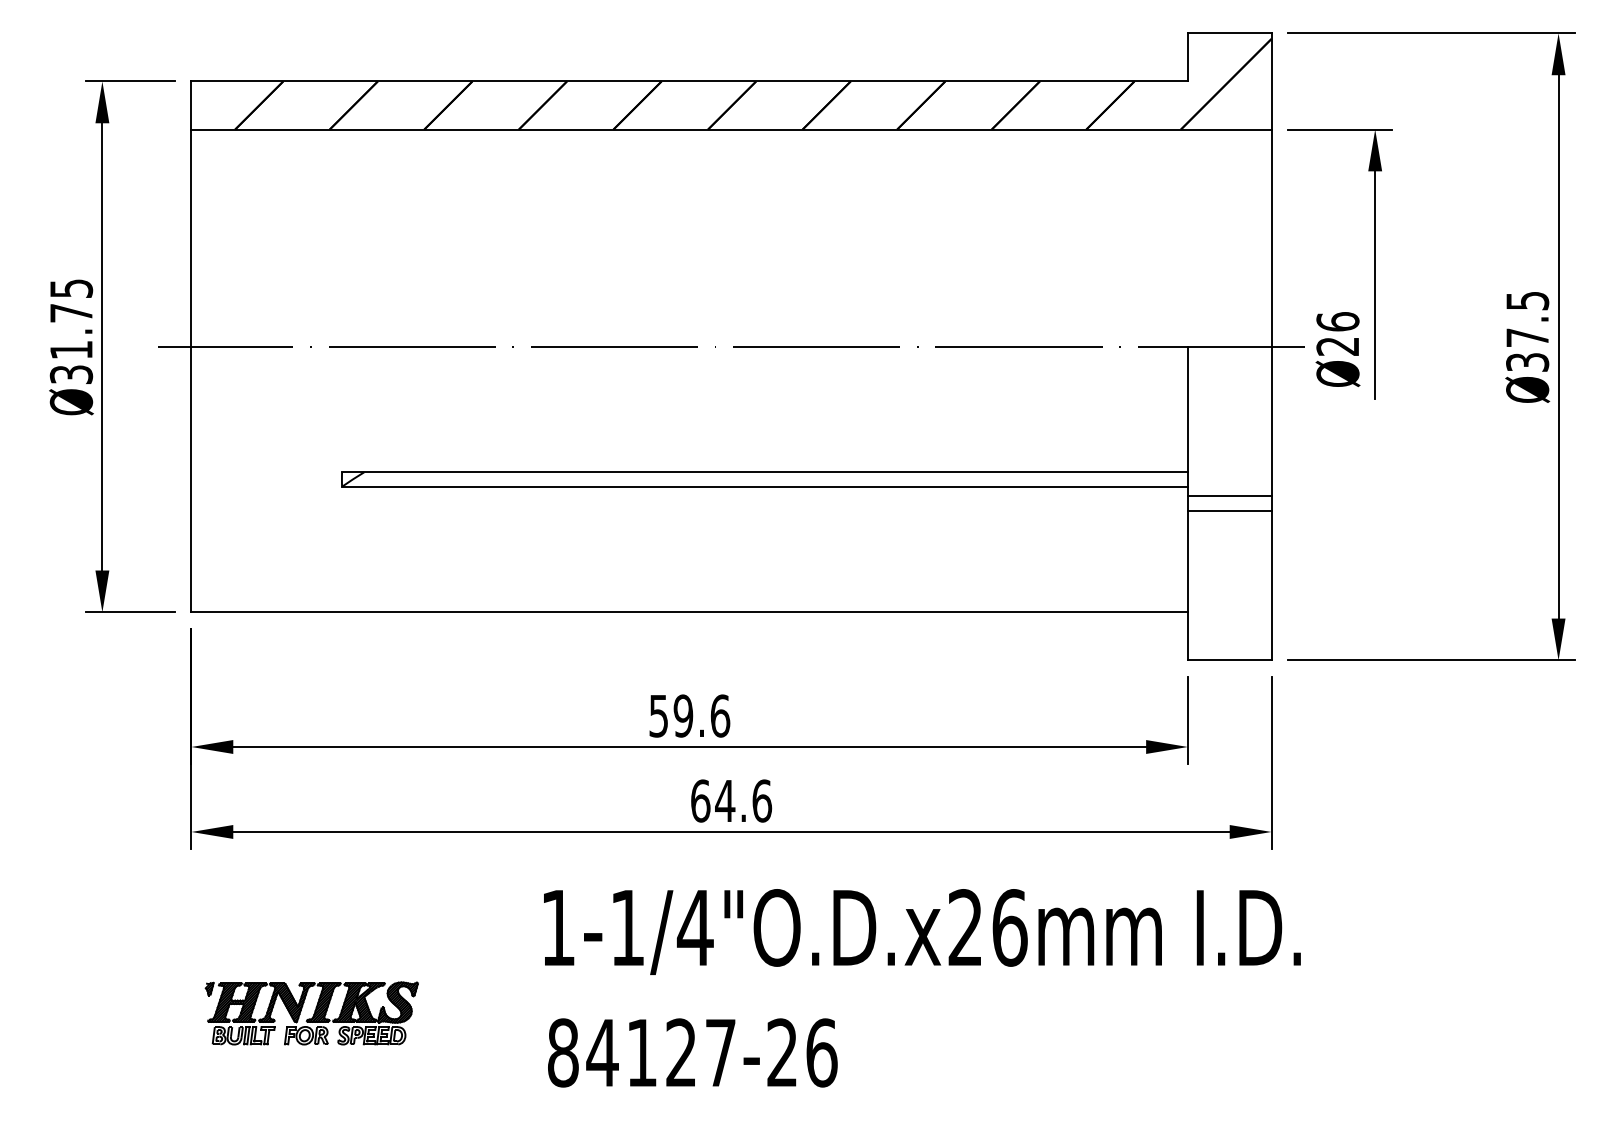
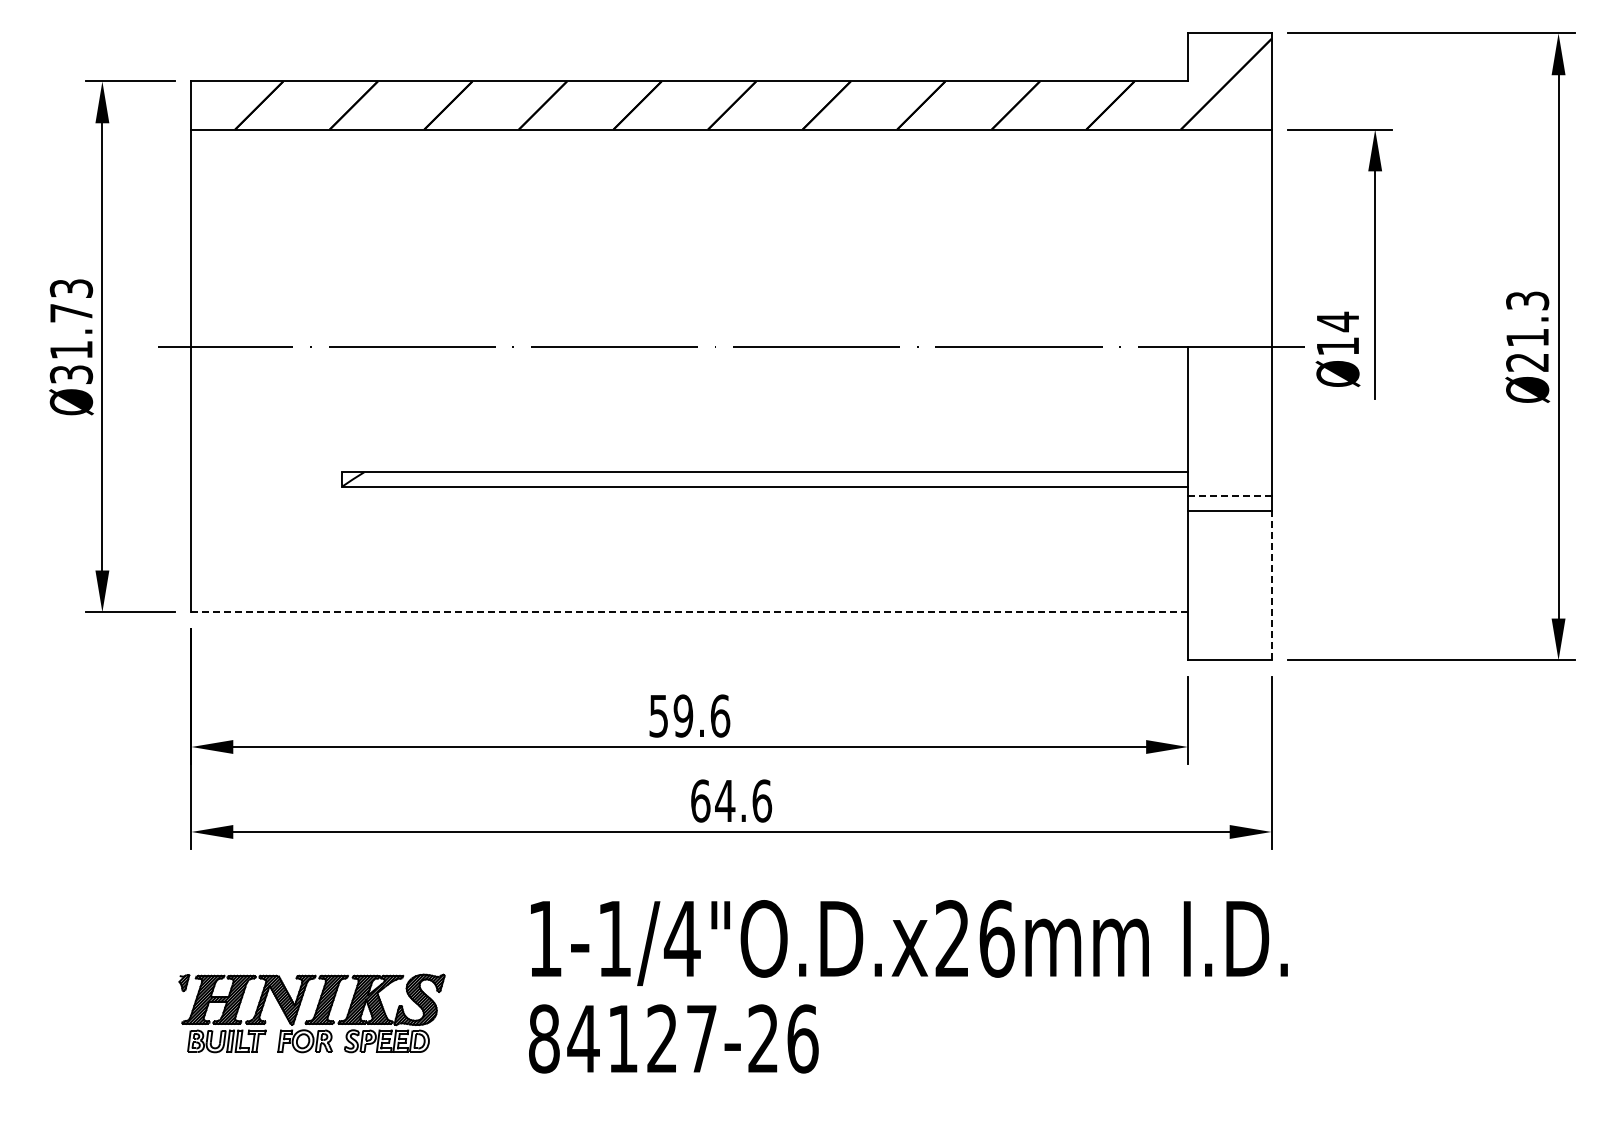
text: Ø31.75 -> Ø31.73 (70, 288)
text: Ø37.5 -> Ø21.3 (1527, 331)
text: Ø26 -> Ø14 (1337, 333)
line: solid -> dashed (1229, 496)
line: solid -> dashed (1271, 585)
line: solid -> dashed (690, 612)
text position: (922, 931) -> (909, 942) (909, 942)
part size: 215x65 px -> 268x81 px (311, 1013)
text position: (692, 1052) -> (673, 1038) (673, 1038)
